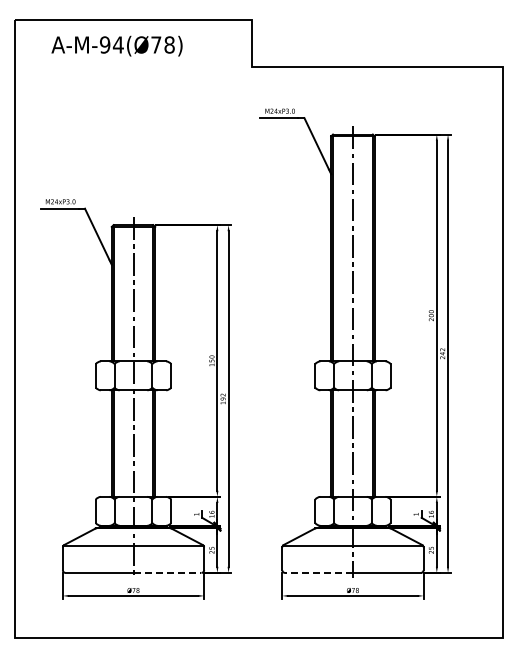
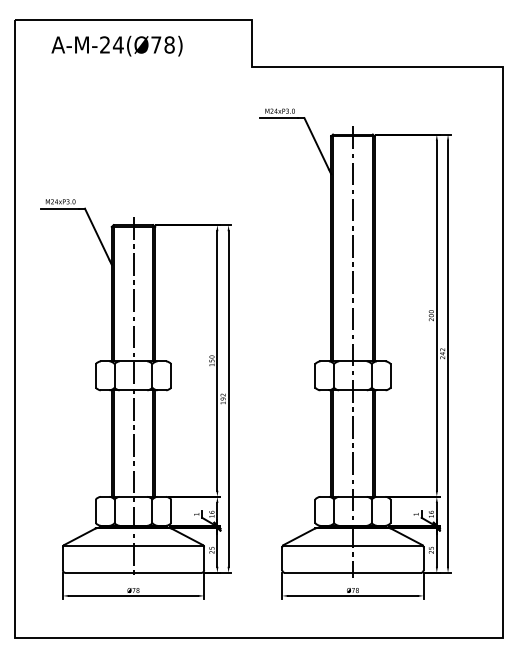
text: A-M-94(Ø78) -> A-M-24(Ø78) (105, 44)
line: dashed -> solid (167, 572)
line: dashed -> solid (319, 572)
